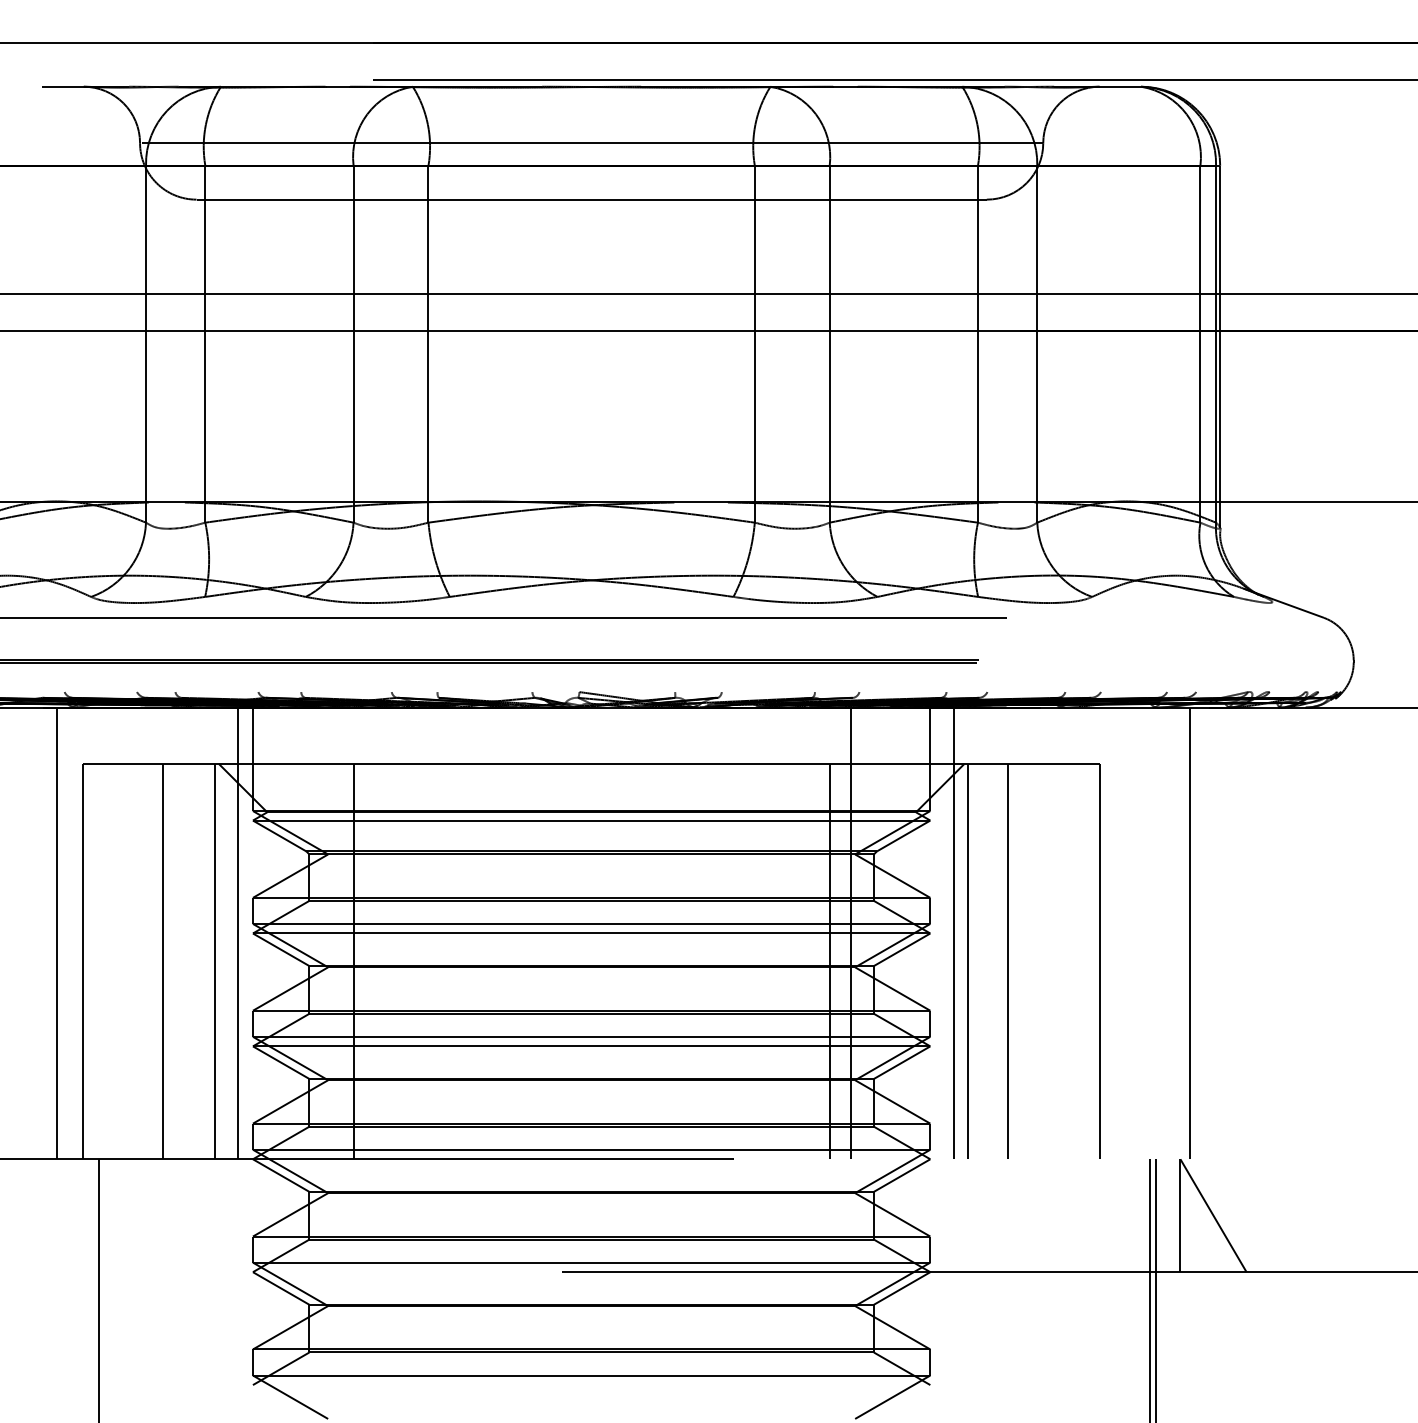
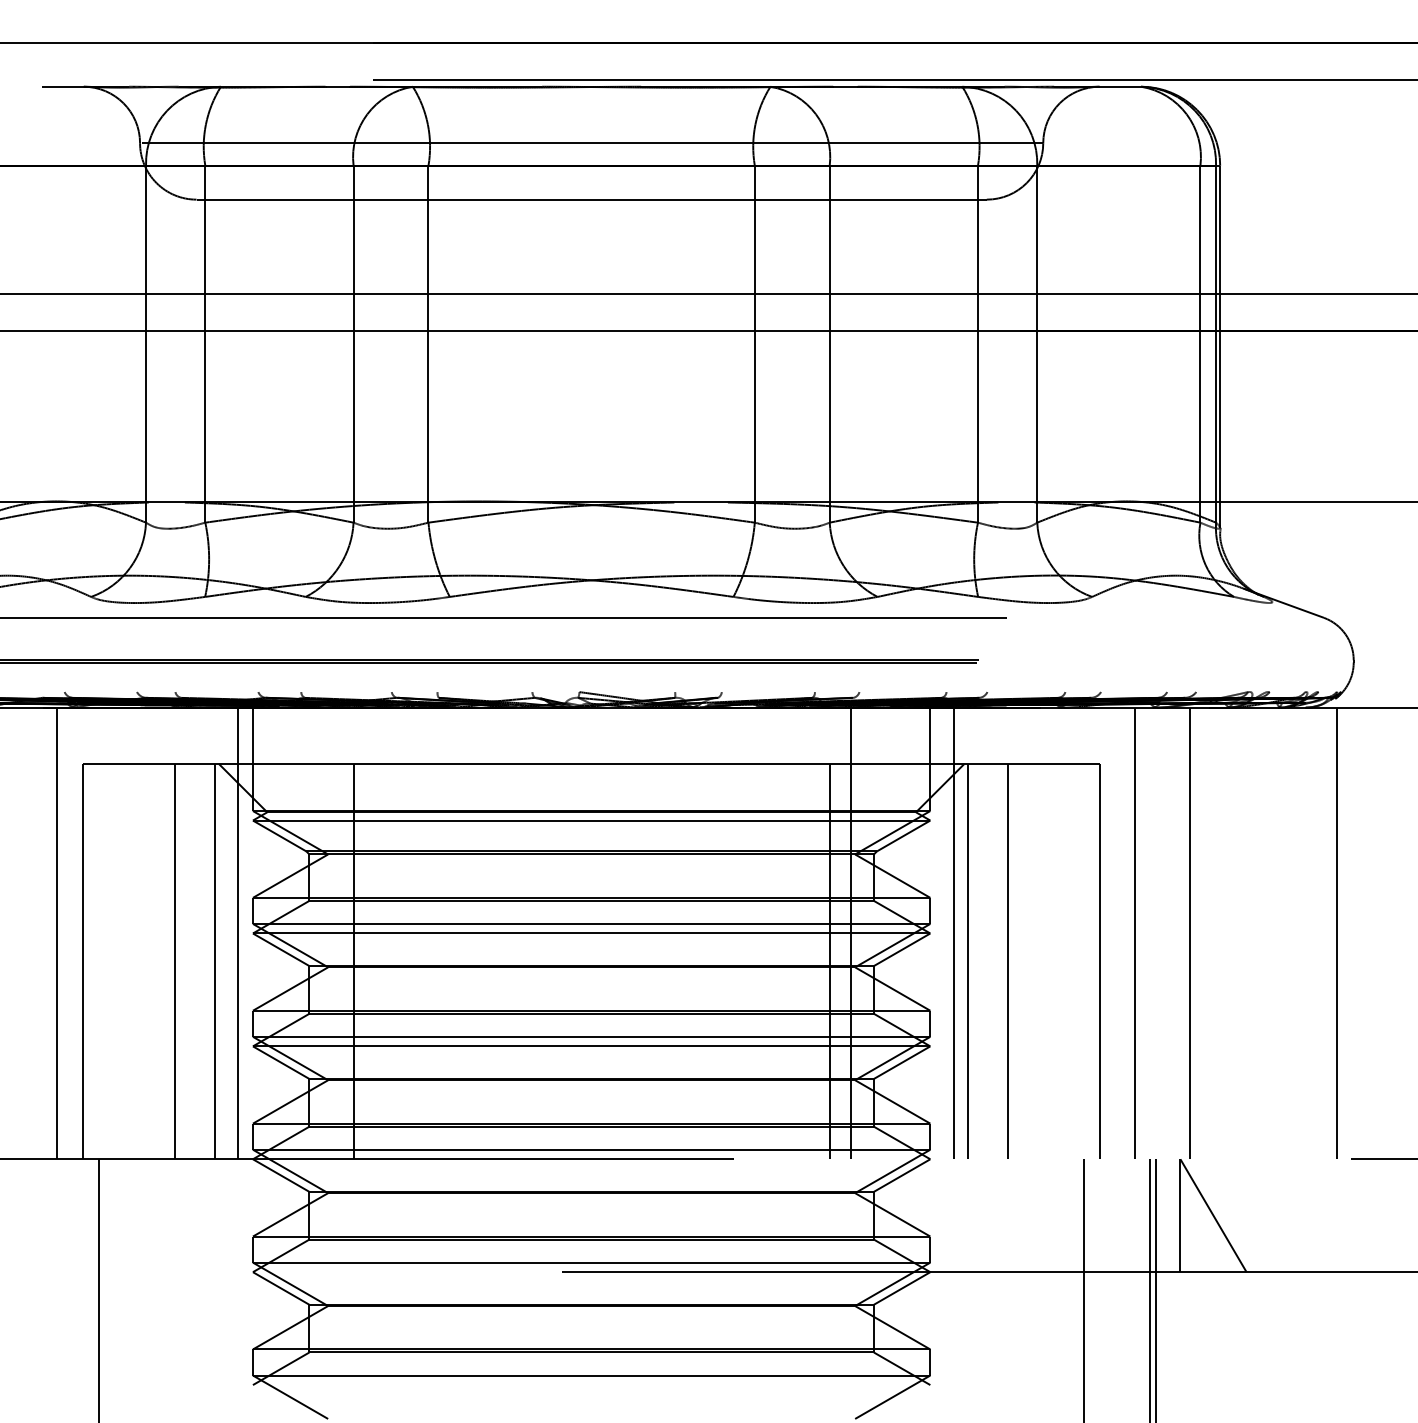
line: none -> present (1134, 933)
line: none -> present (1336, 933)
line position: (163, 961) -> (175, 961) (175, 961)
line: none -> present (1382, 1159)
line: none -> present (1084, 1289)
